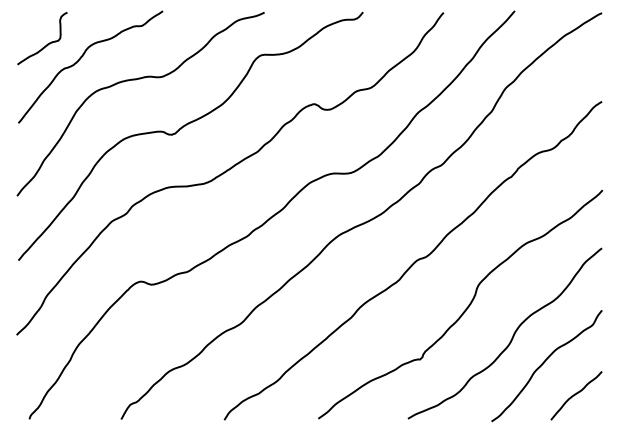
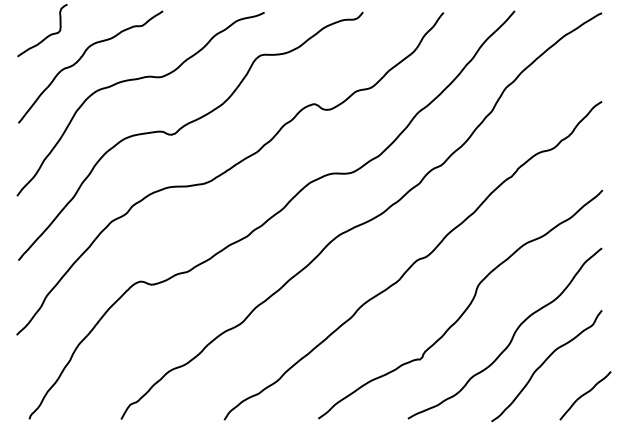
curve position: (47, 43) -> (47, 35) (47, 35)
curve position: (576, 394) -> (585, 394) (585, 394)
